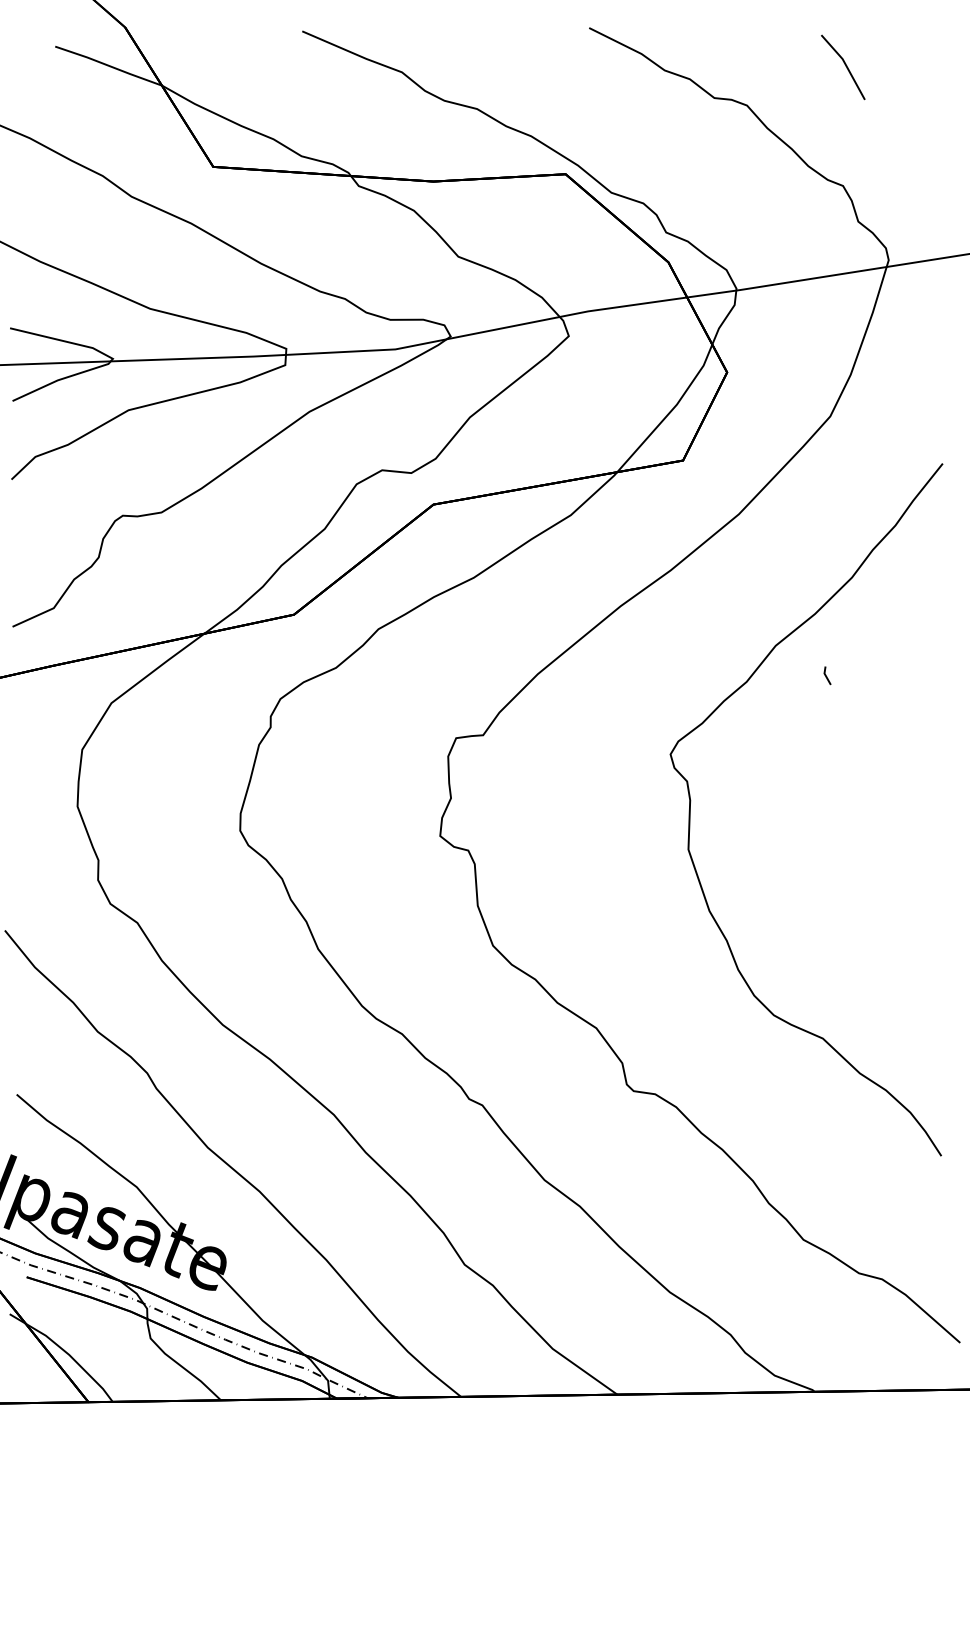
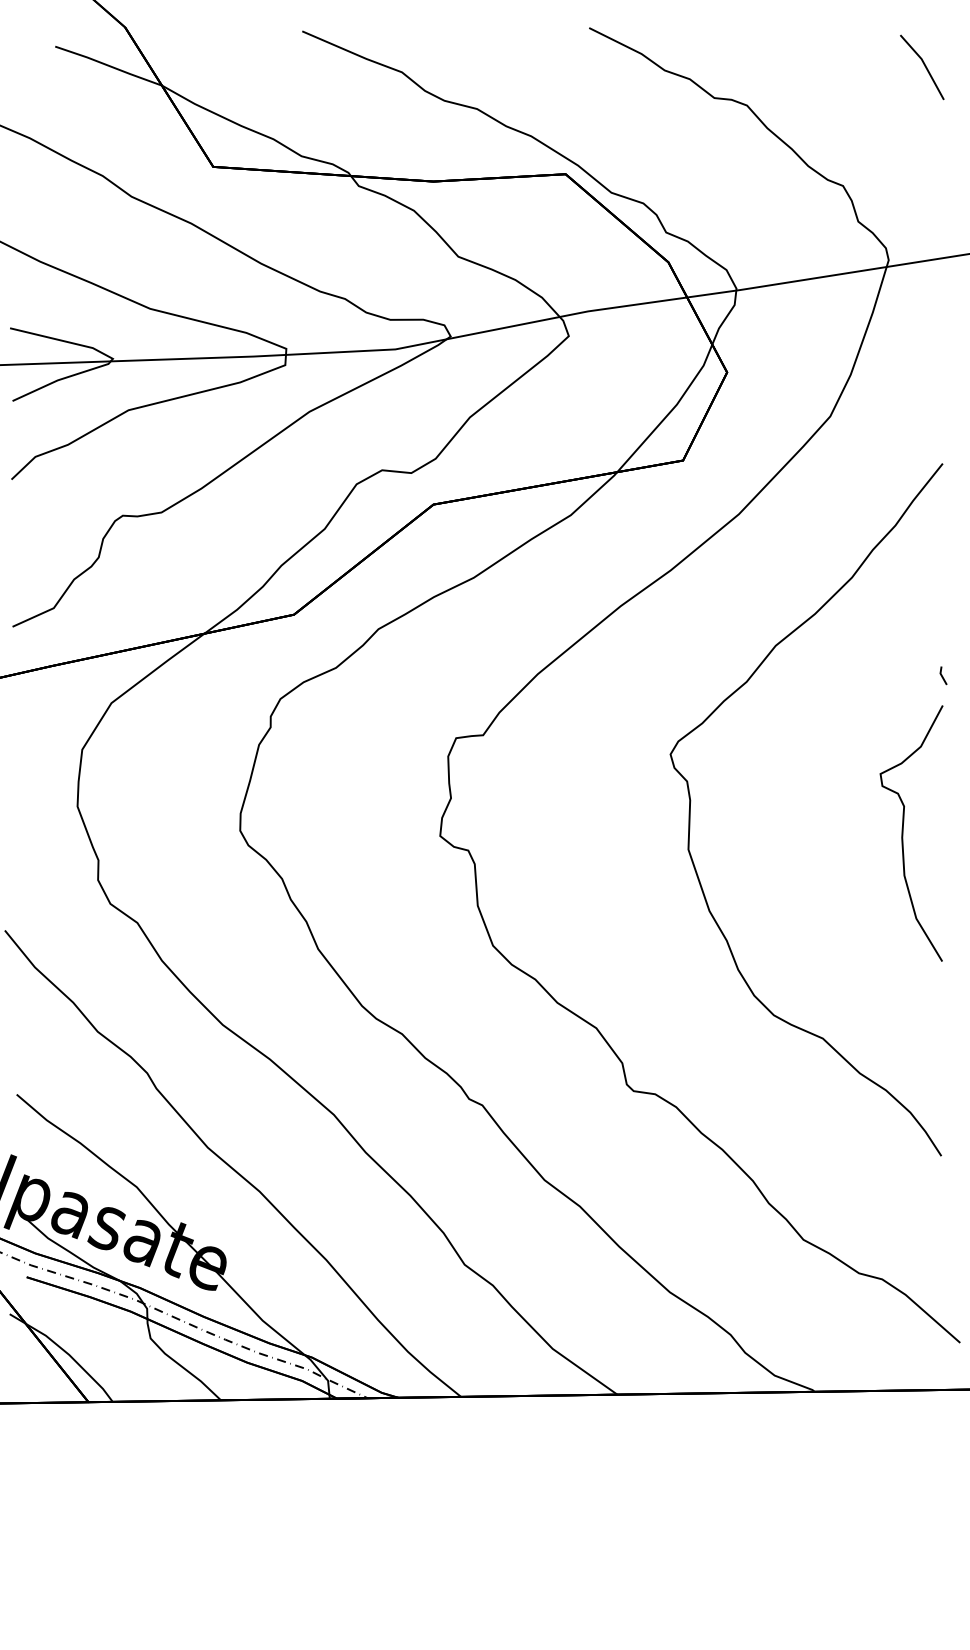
line position: (845, 66) -> (924, 66) (924, 66)
line position: (826, 675) -> (942, 675) (942, 675)
curve: none -> present (903, 833)
